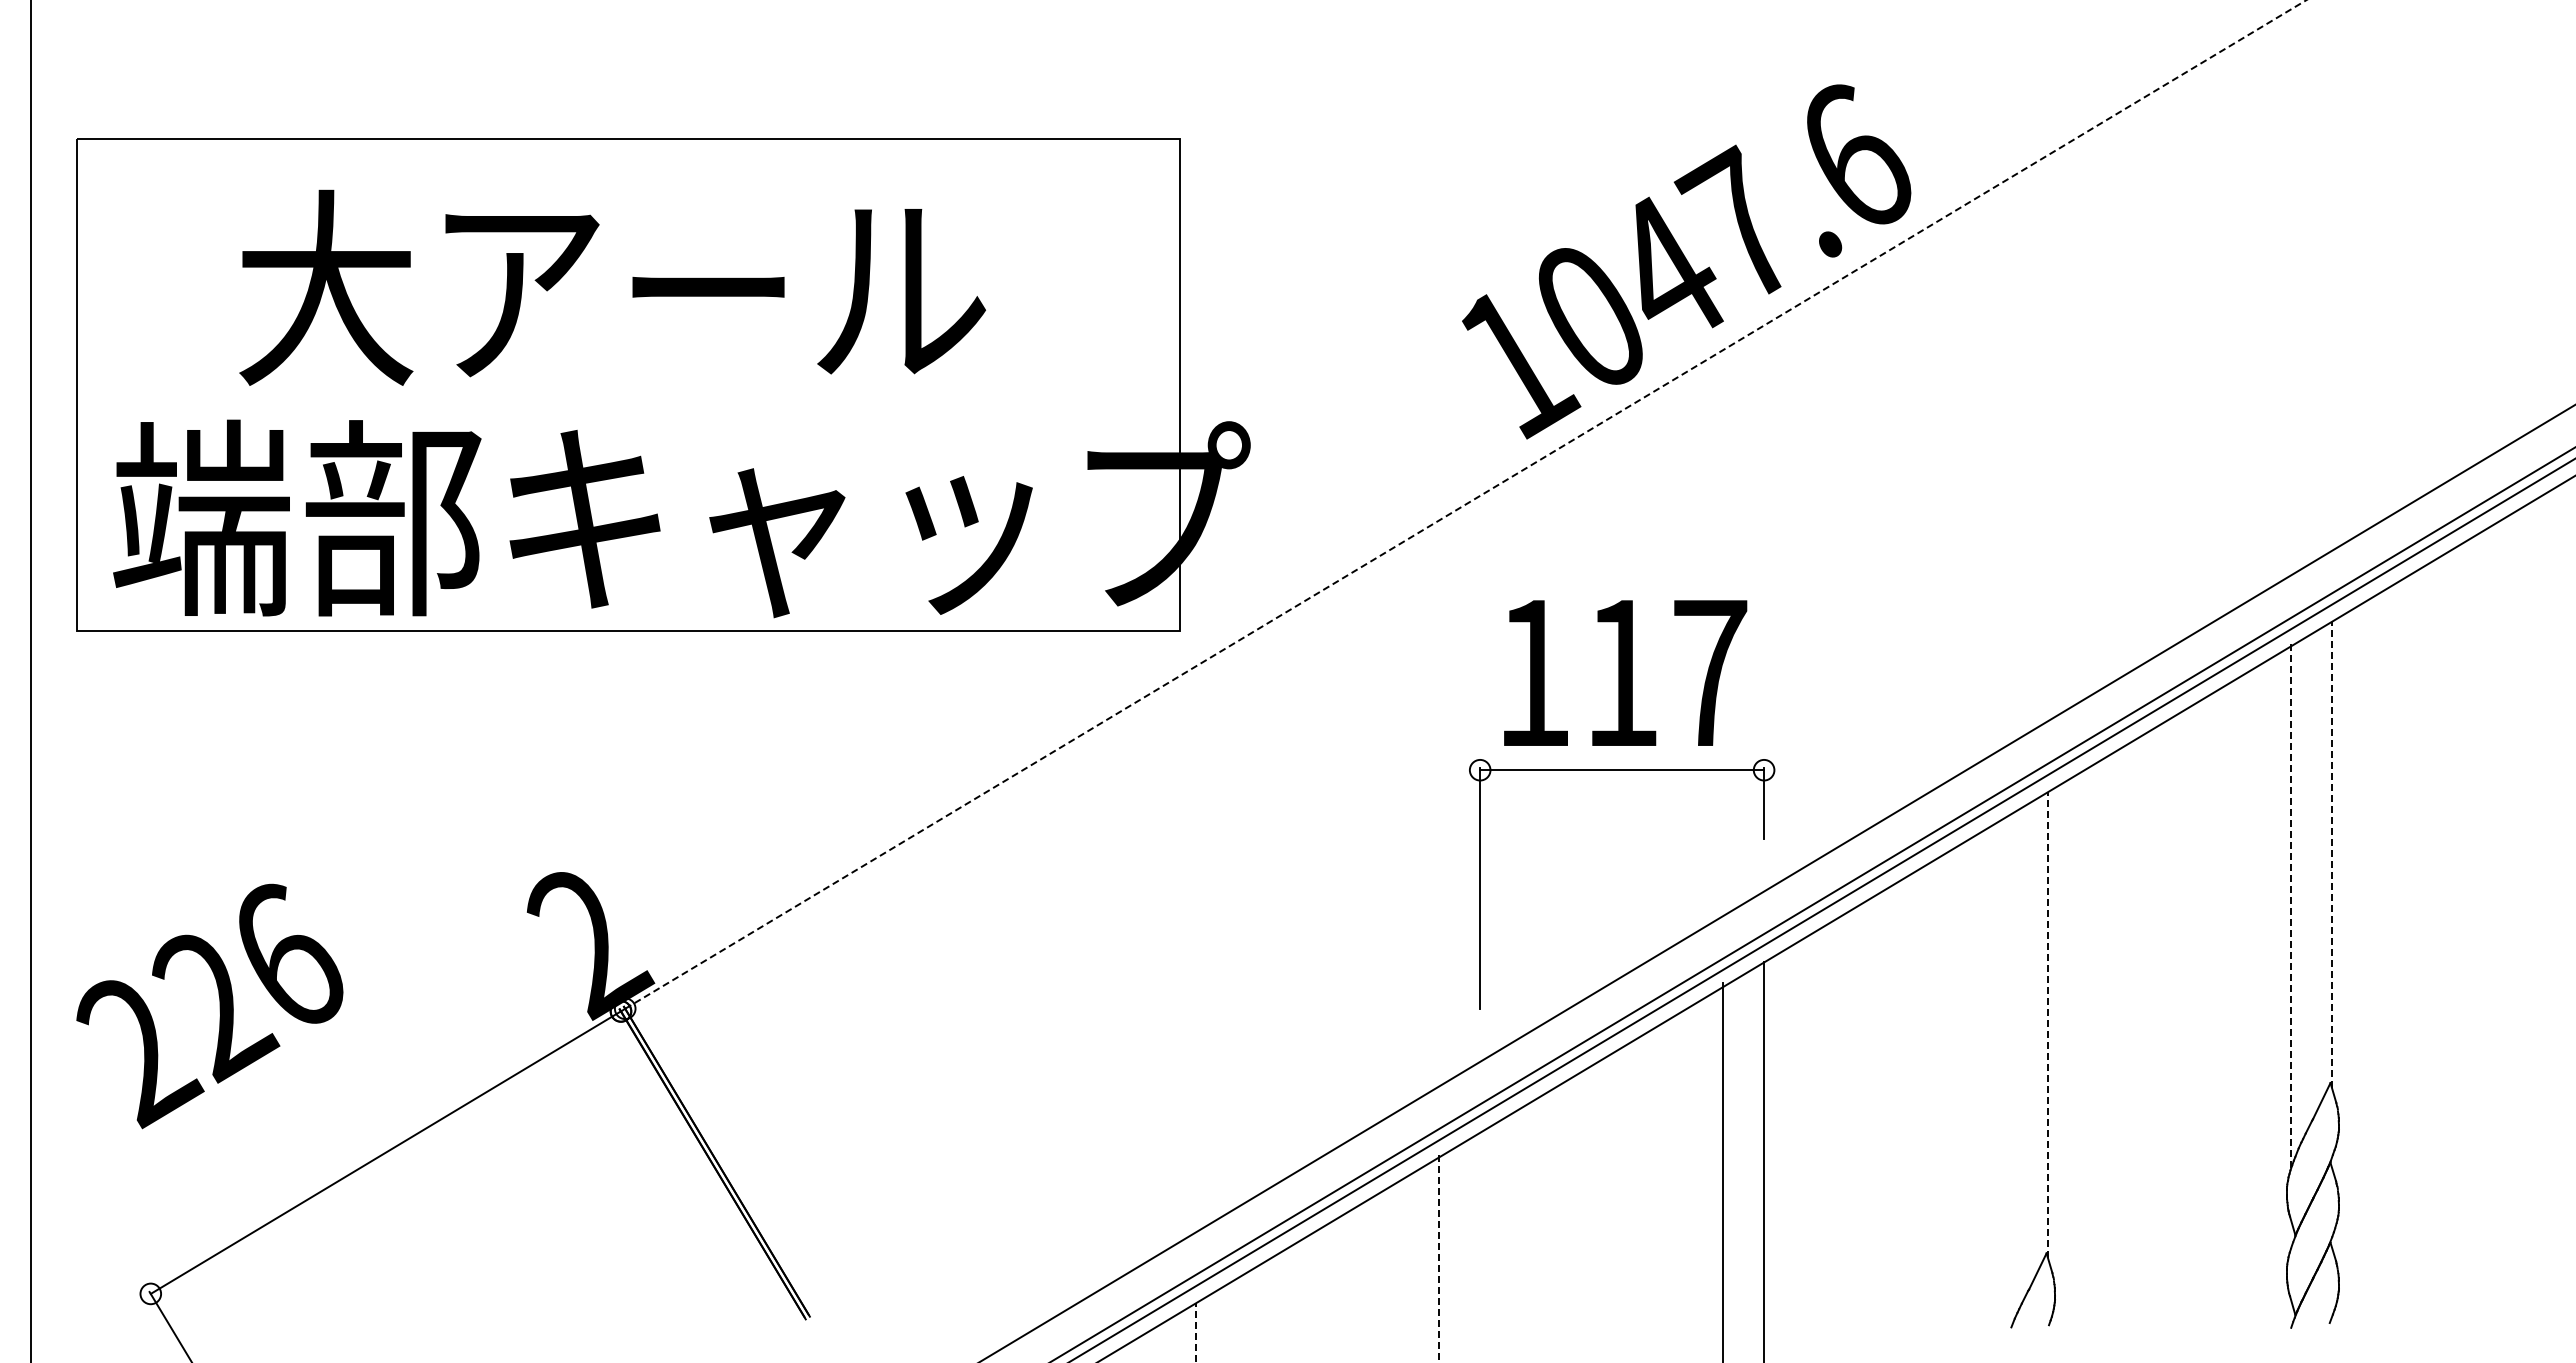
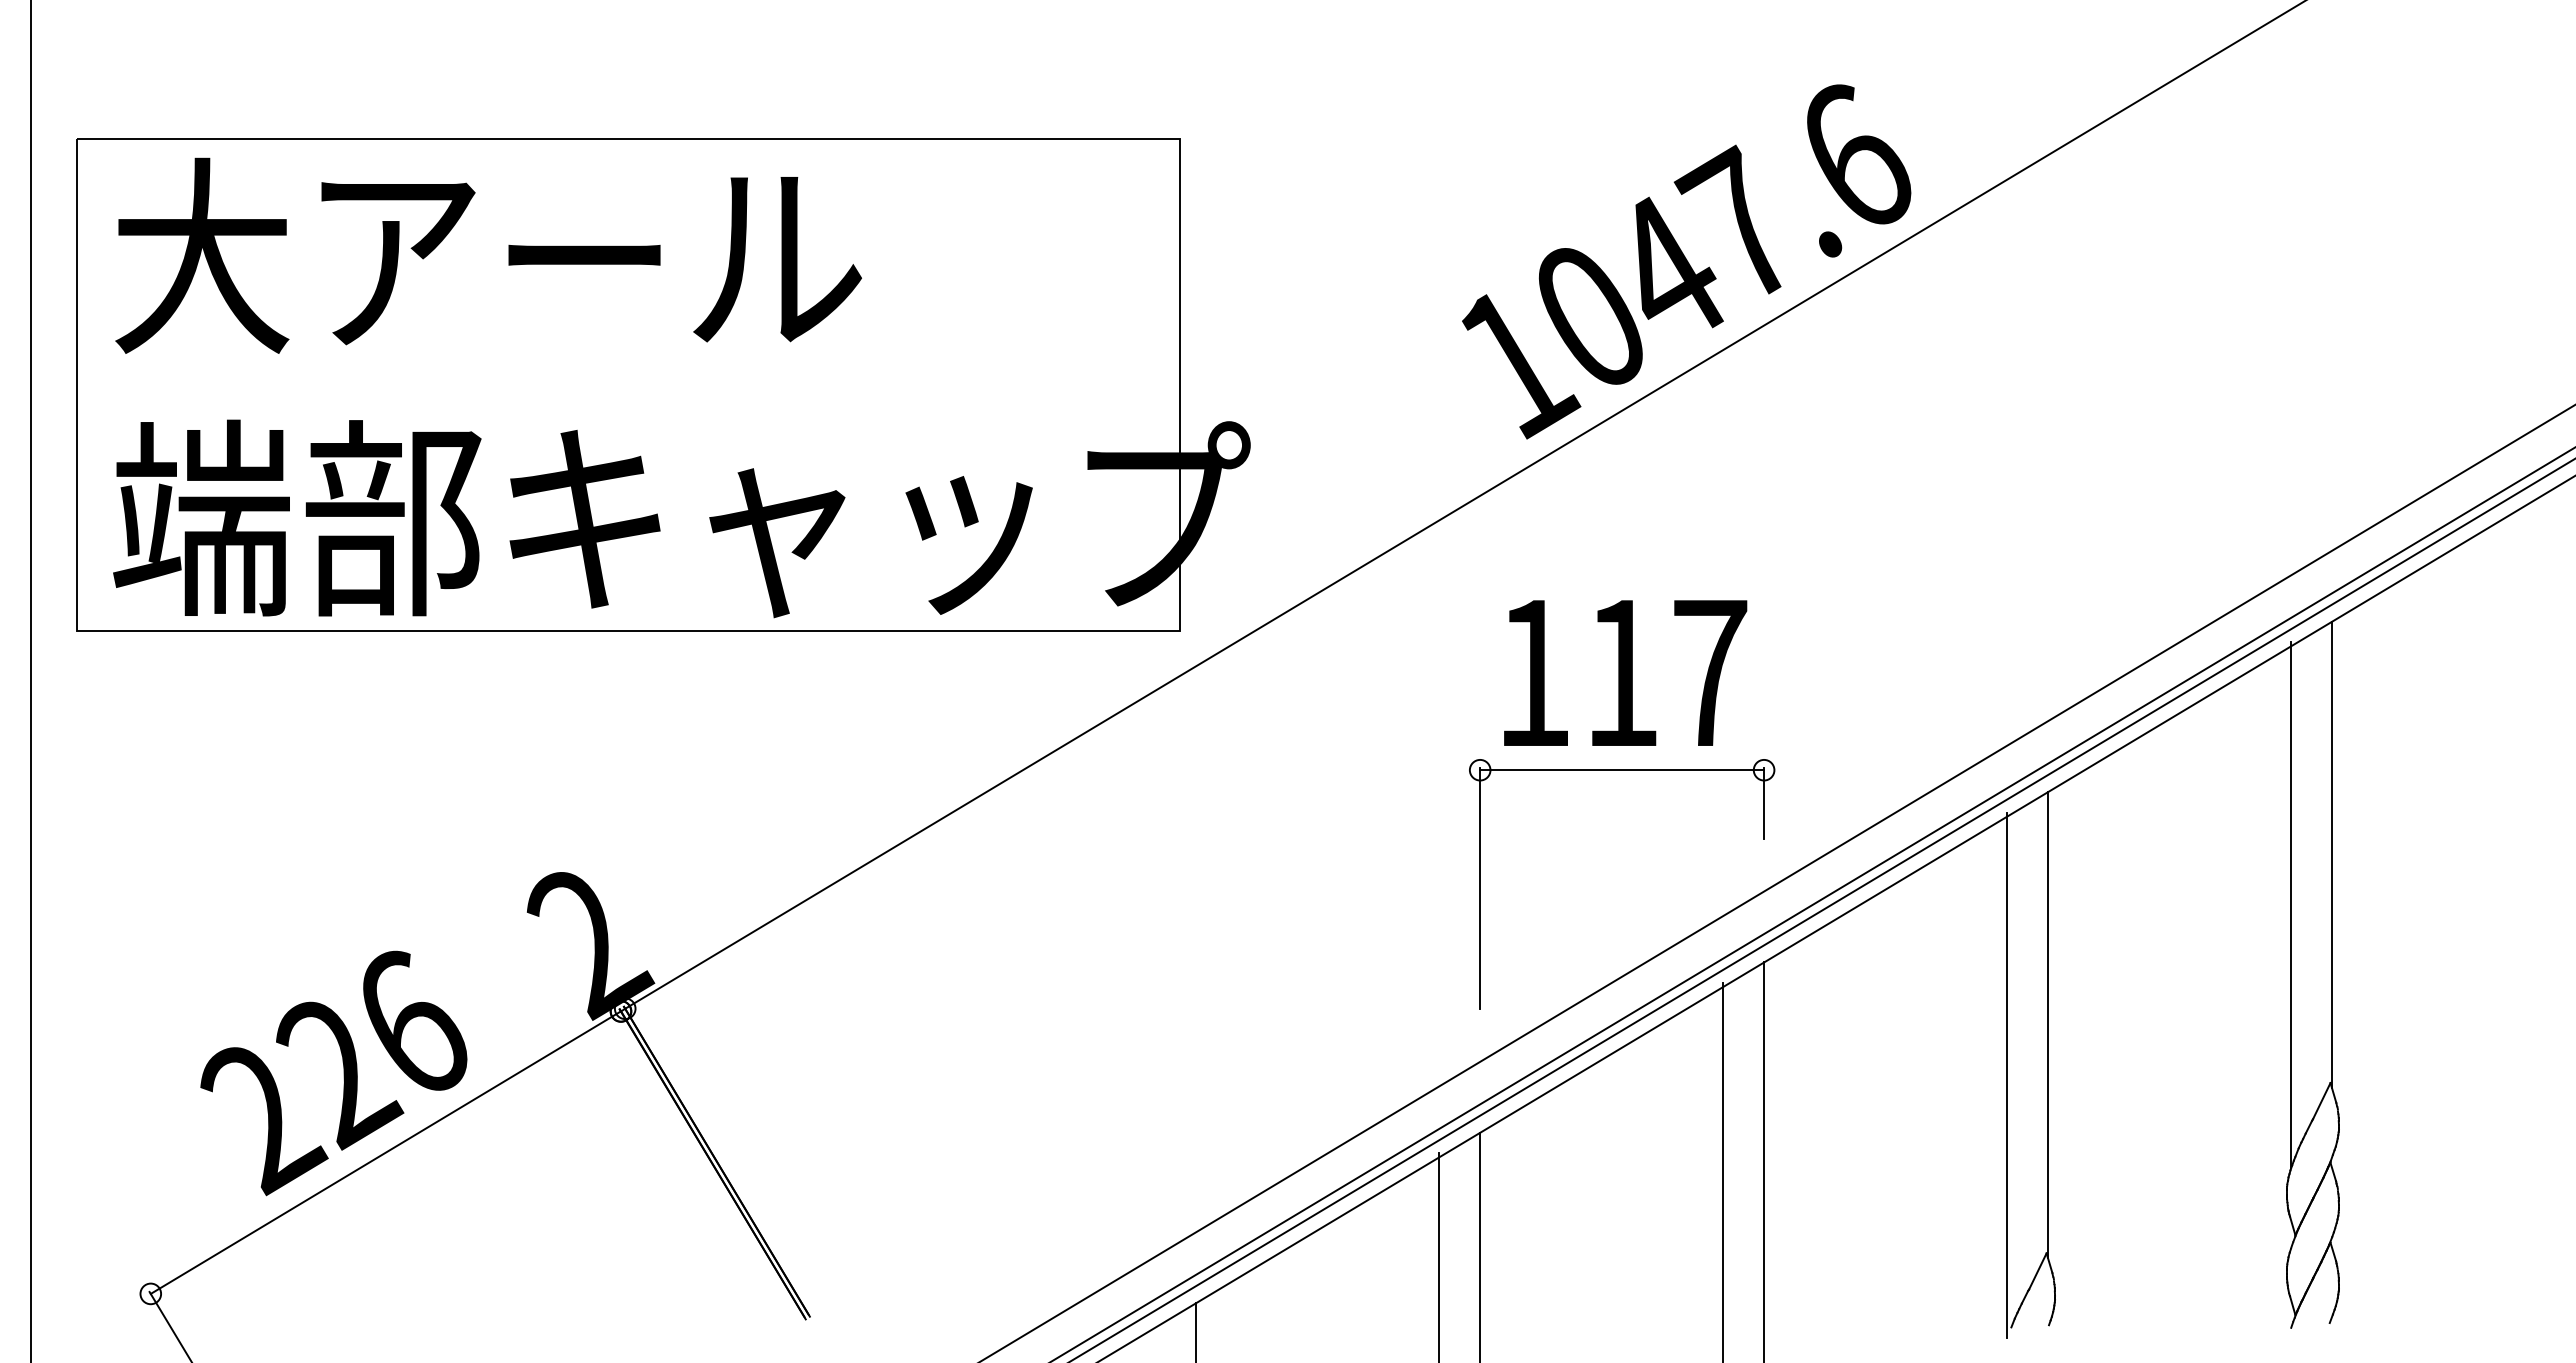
text position: (612, 287) -> (488, 255) (488, 255)
line: dashed -> solid (1466, 504)
line: dashed -> solid (2331, 854)
line: dashed -> solid (2290, 905)
text position: (209, 1006) -> (333, 1073) (333, 1073)
line: dashed -> solid (2048, 1024)
line: none -> present (2006, 1075)
line: none -> present (1480, 1245)
line: dashed -> solid (1438, 1257)
line: dashed -> solid (1196, 1332)
